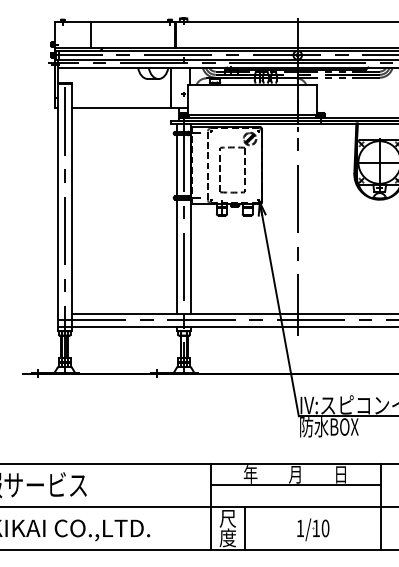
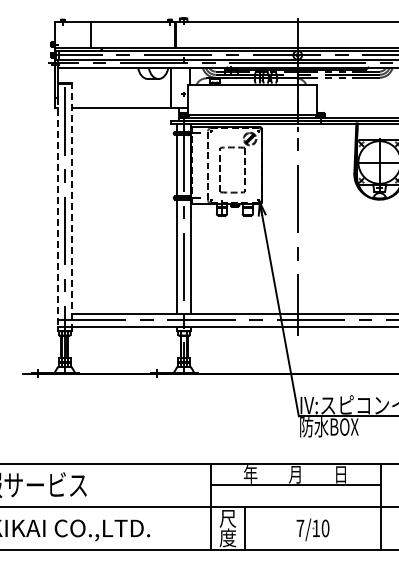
line: solid -> dashed (71, 206)
line: solid -> dashed (57, 212)
text: 1/10 -> 7/10 (300, 527)
